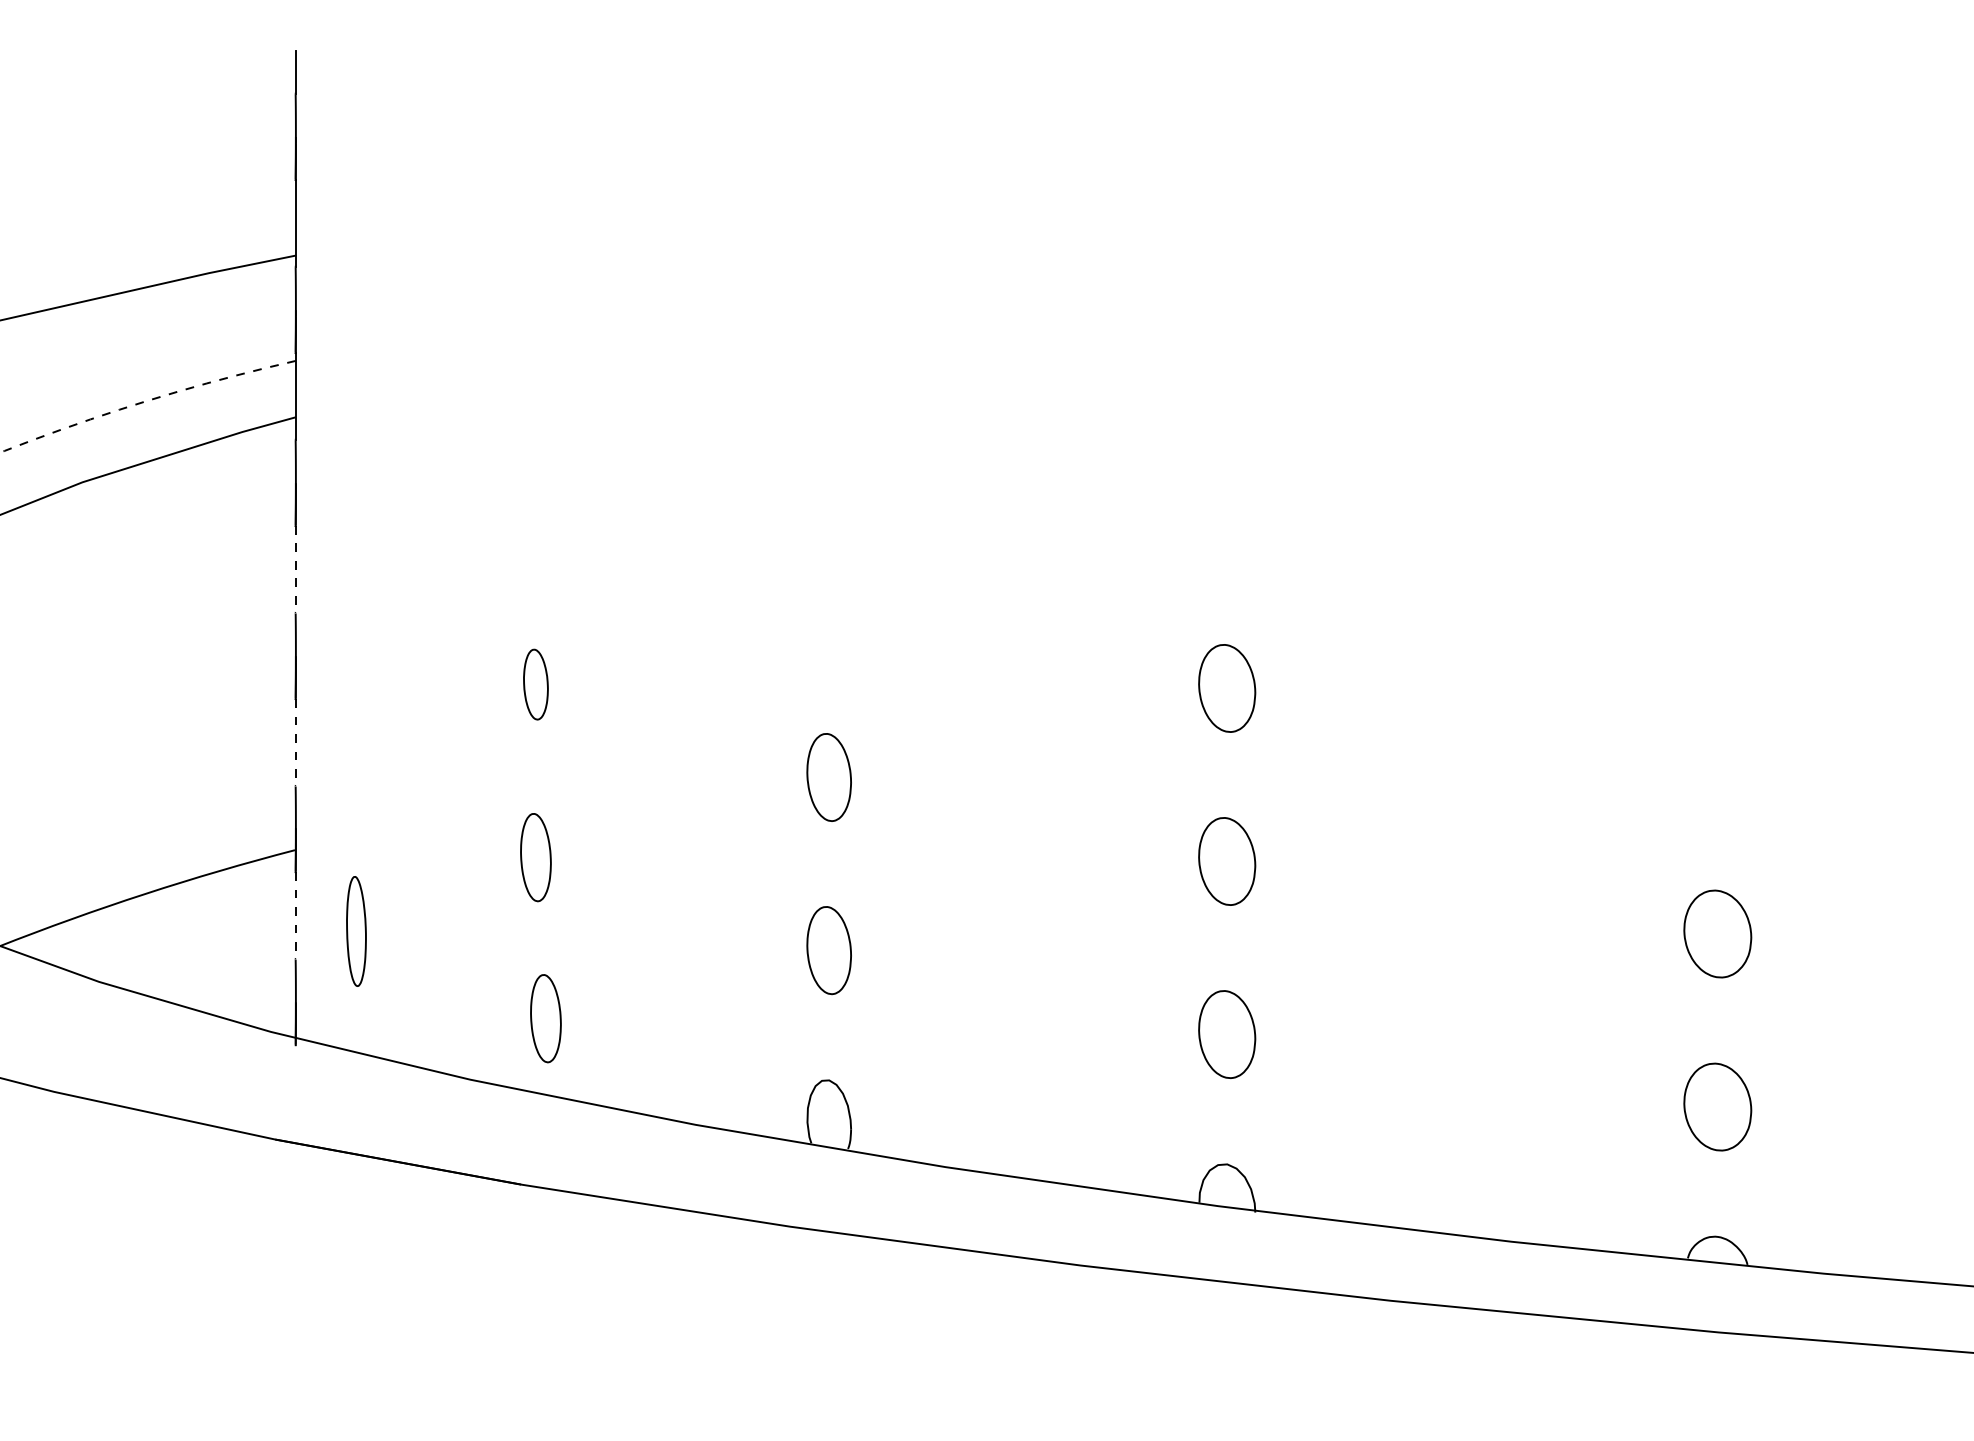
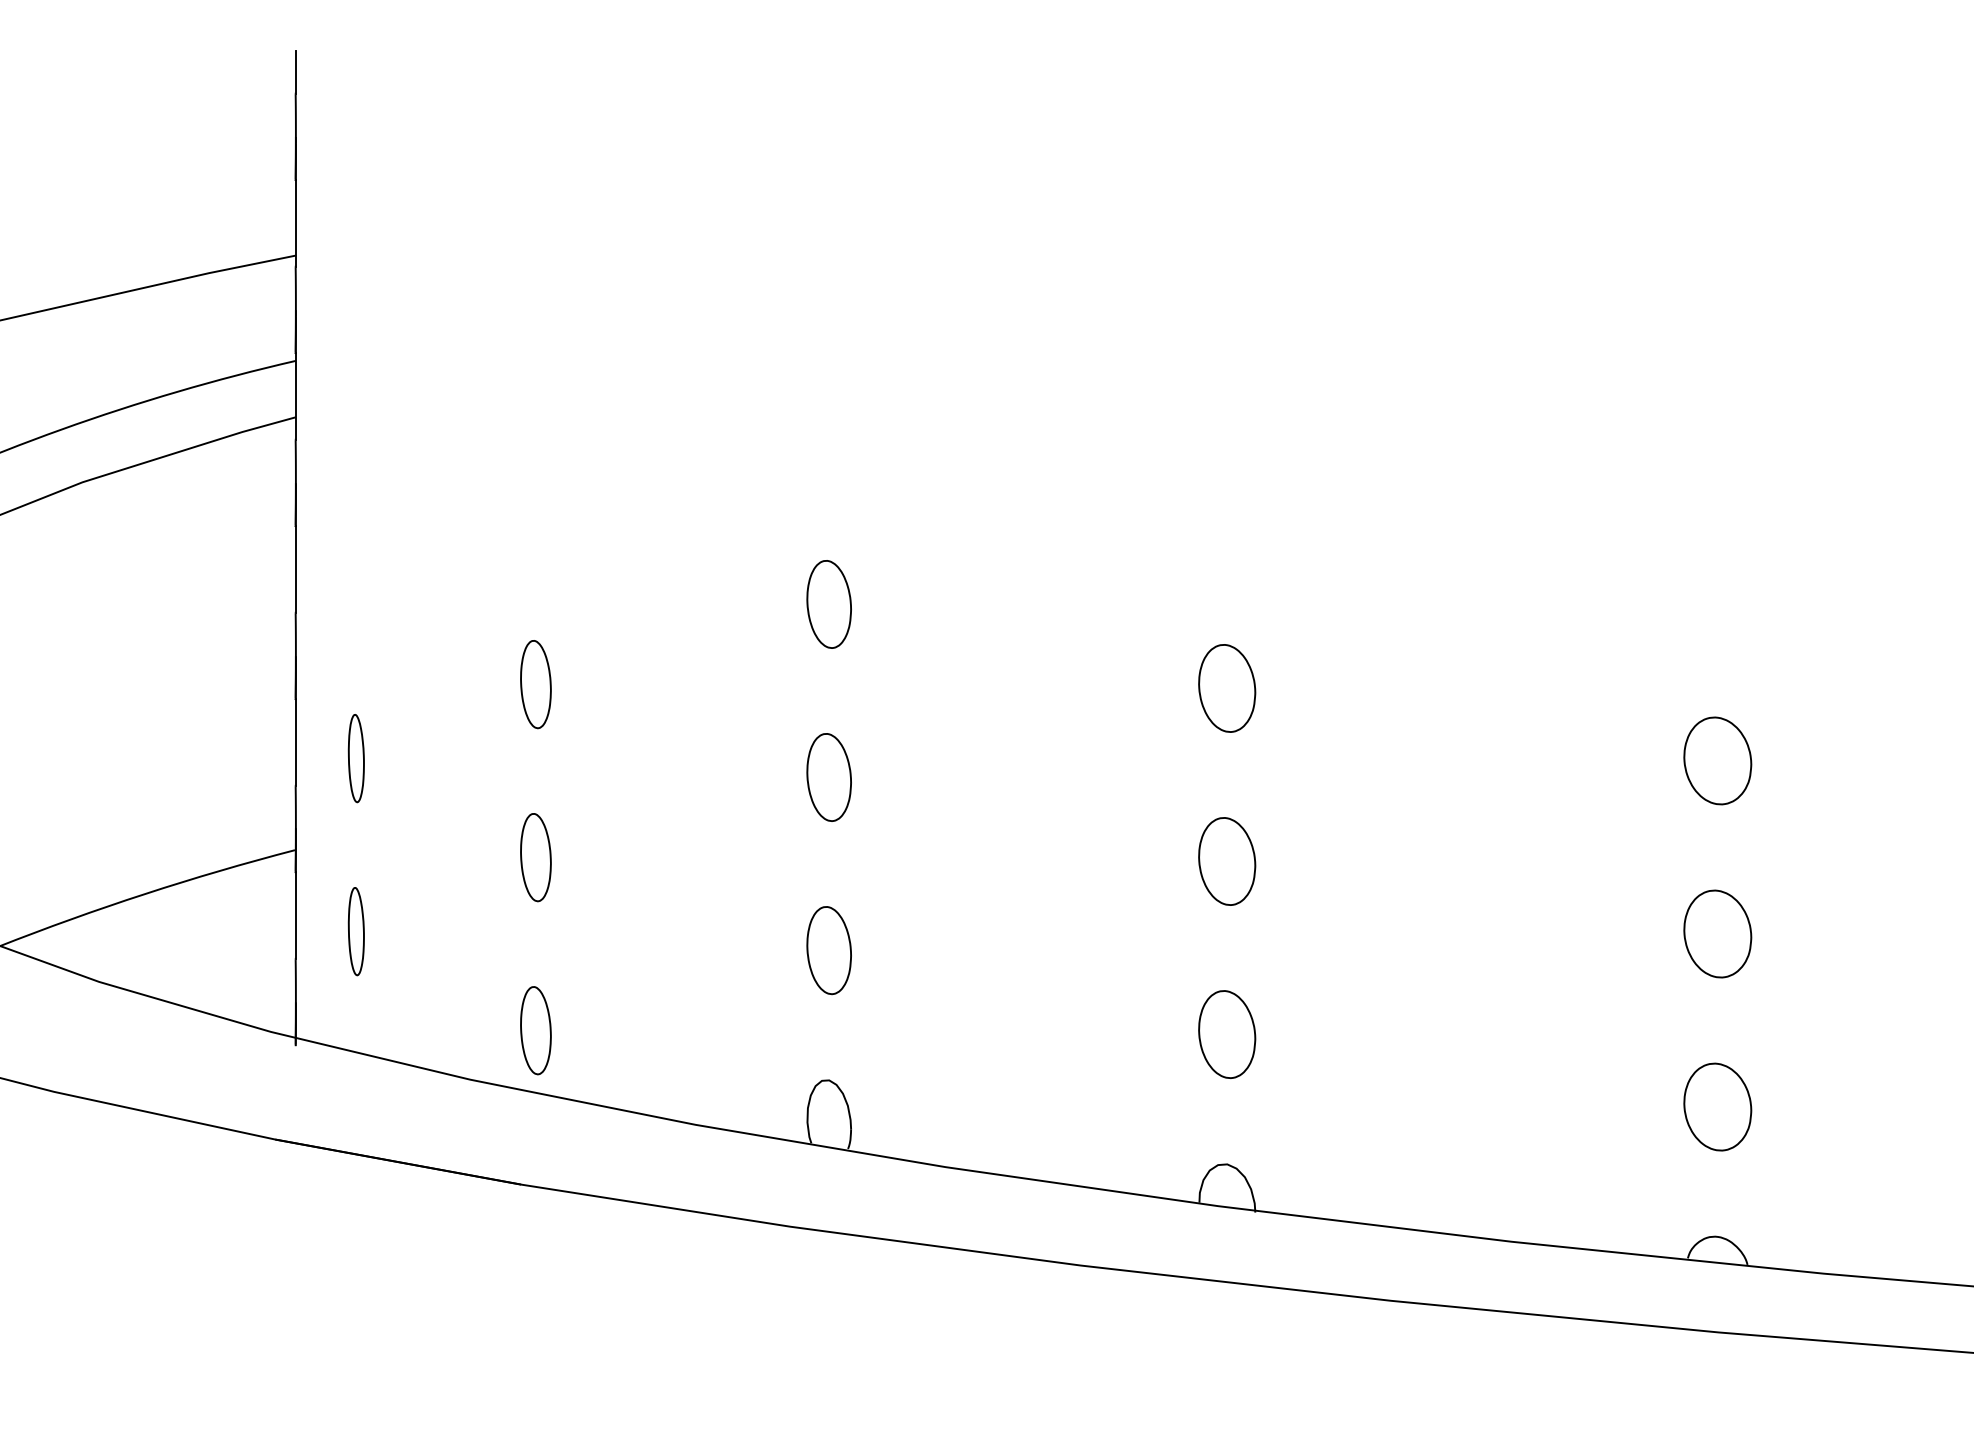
arc: dashed -> solid (146, 401)
line: dashed -> solid (295, 569)
part: none -> present (828, 604)
part size: 26x73 px -> 32x90 px (535, 684)
line: dashed -> solid (295, 742)
part: none -> present (355, 758)
part: none -> present (1717, 760)
line: dashed -> solid (295, 915)
part size: 21x111 px -> 18x90 px (355, 931)
part position: (545, 1018) -> (535, 1030) (535, 1030)
